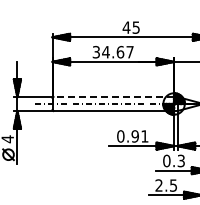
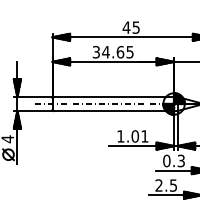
text: 34.67 -> 34.65 (129, 52)
line: dashed -> solid (113, 96)
text: 0.91 -> 1.01 (127, 136)
